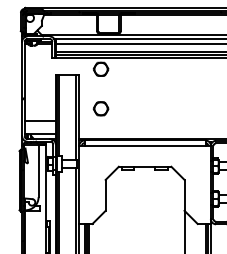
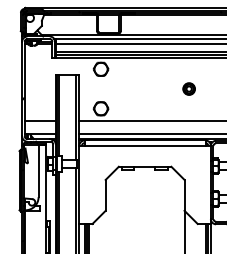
part: none -> present (188, 88)
line: none -> present (151, 120)
line: none -> present (151, 133)
